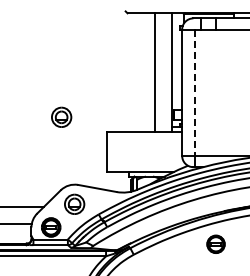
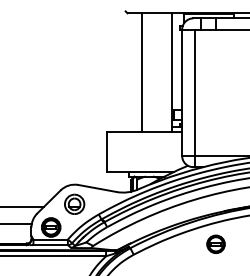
line position: (155, 72) -> (142, 72) (142, 72)
line: dashed -> solid (195, 93)
part: present -> none (61, 116)
